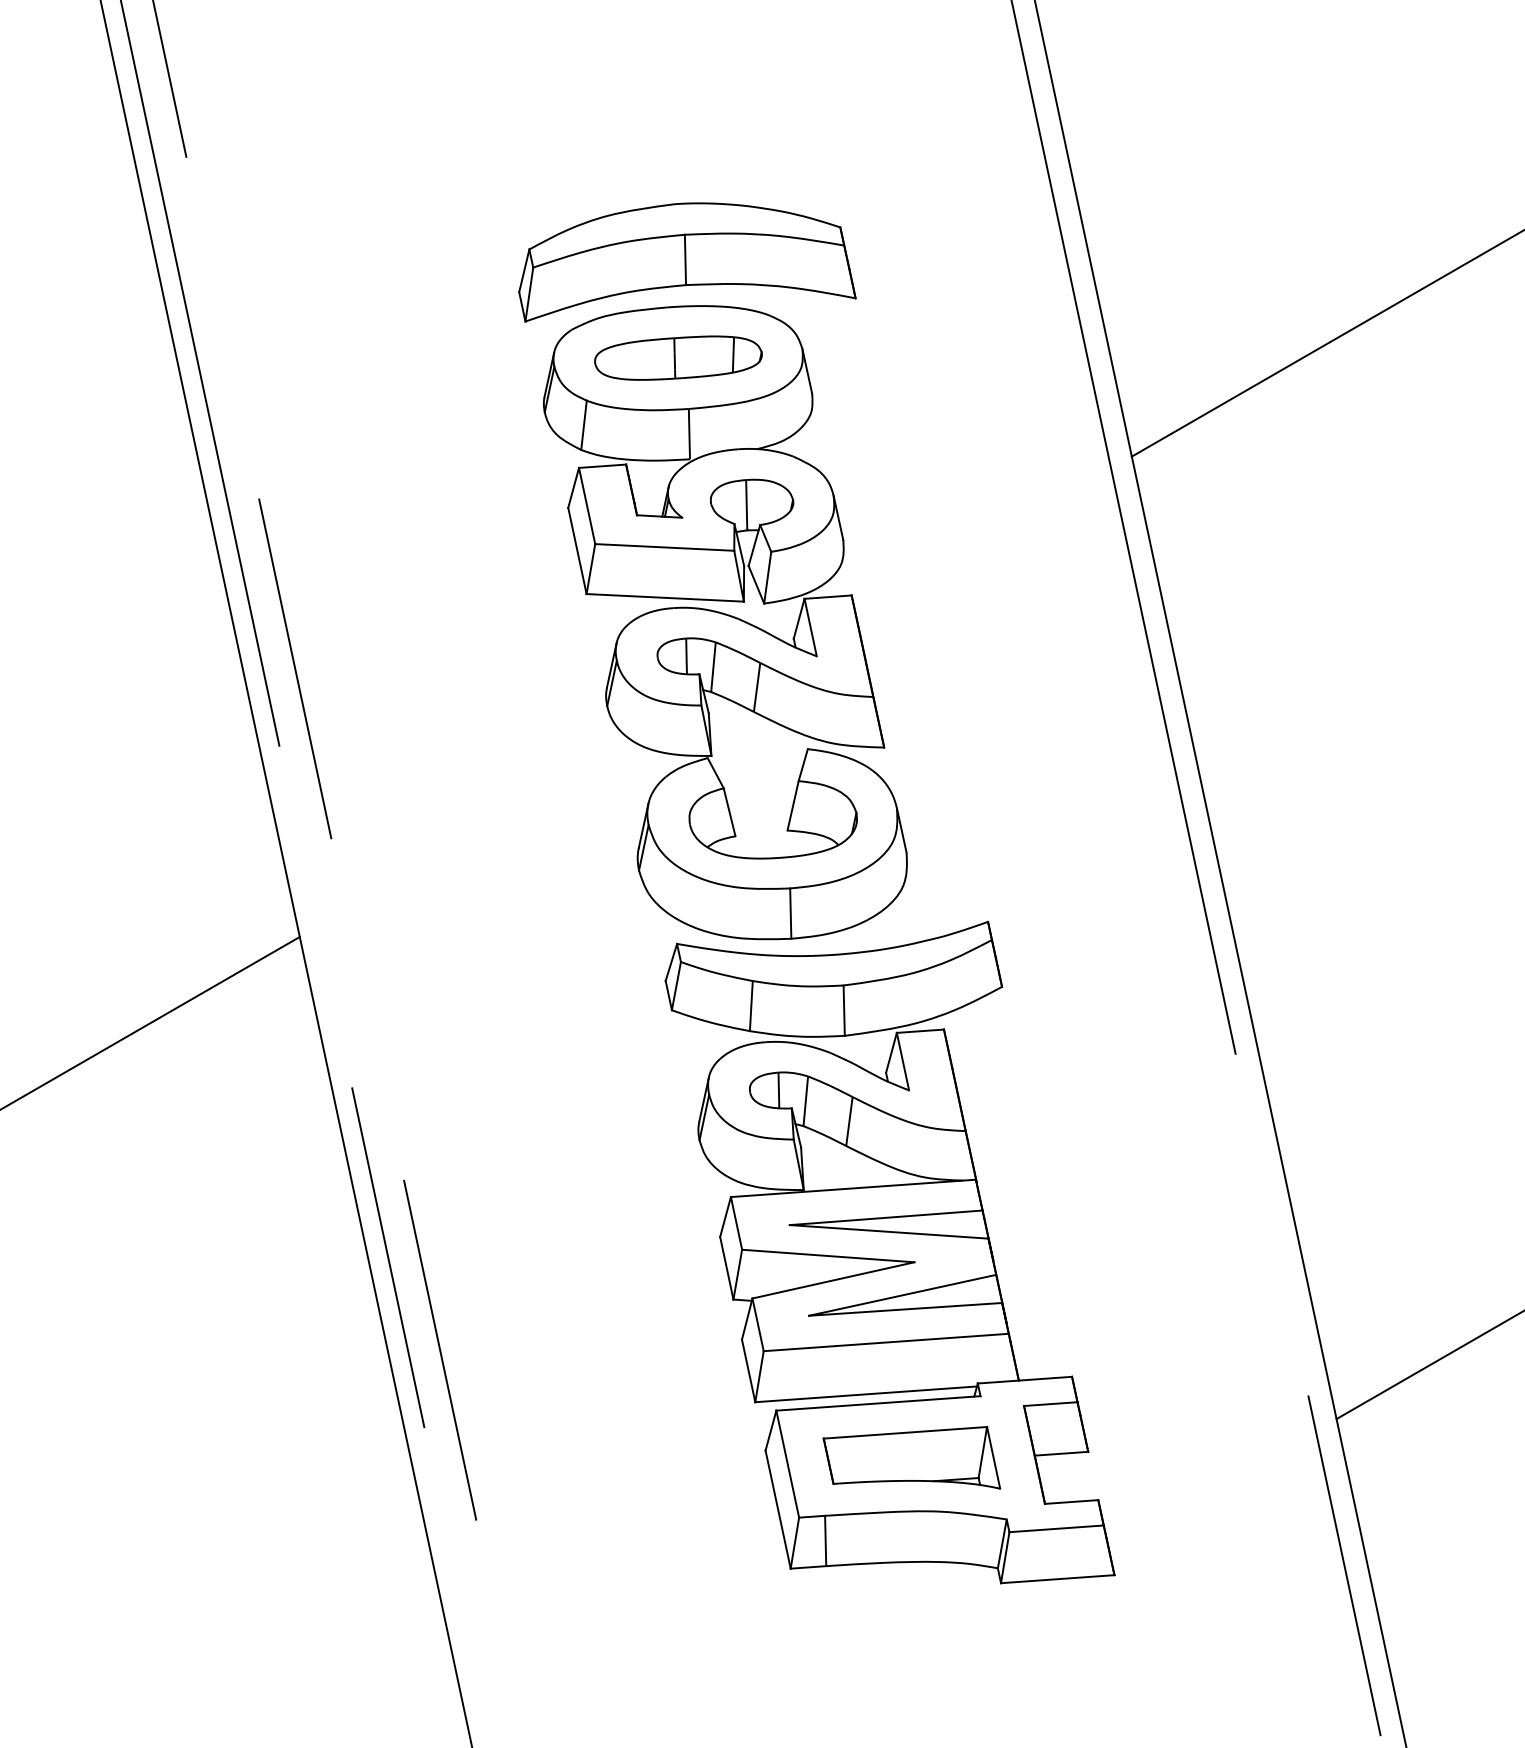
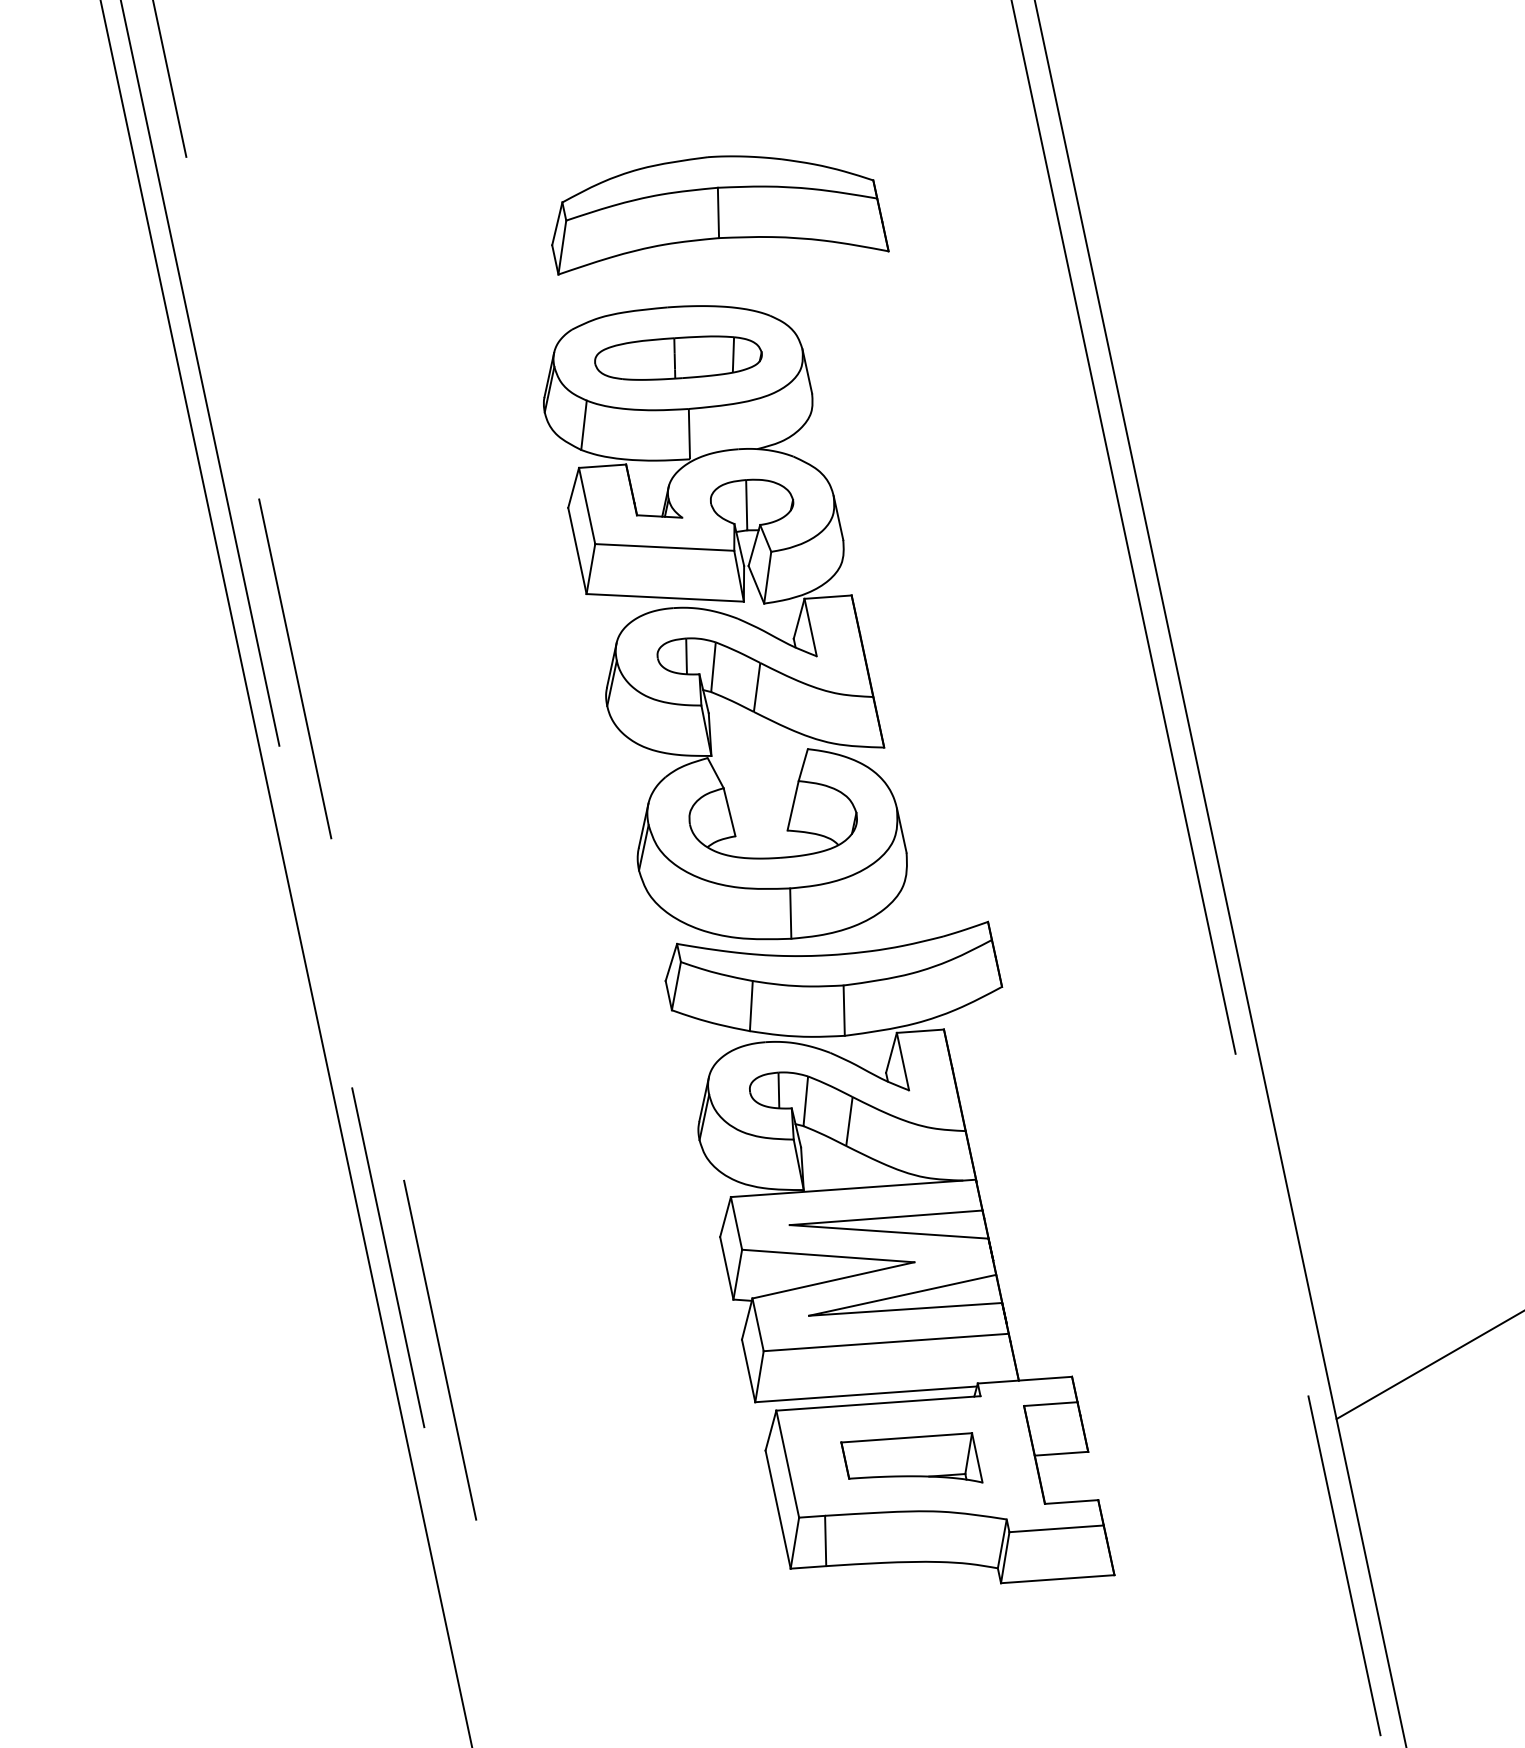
part position: (687, 262) -> (720, 215) (720, 215)
line: present -> none (1326, 343)
line: present -> none (150, 1022)
part size: 180x64 px -> 144x52 px (911, 1457)
